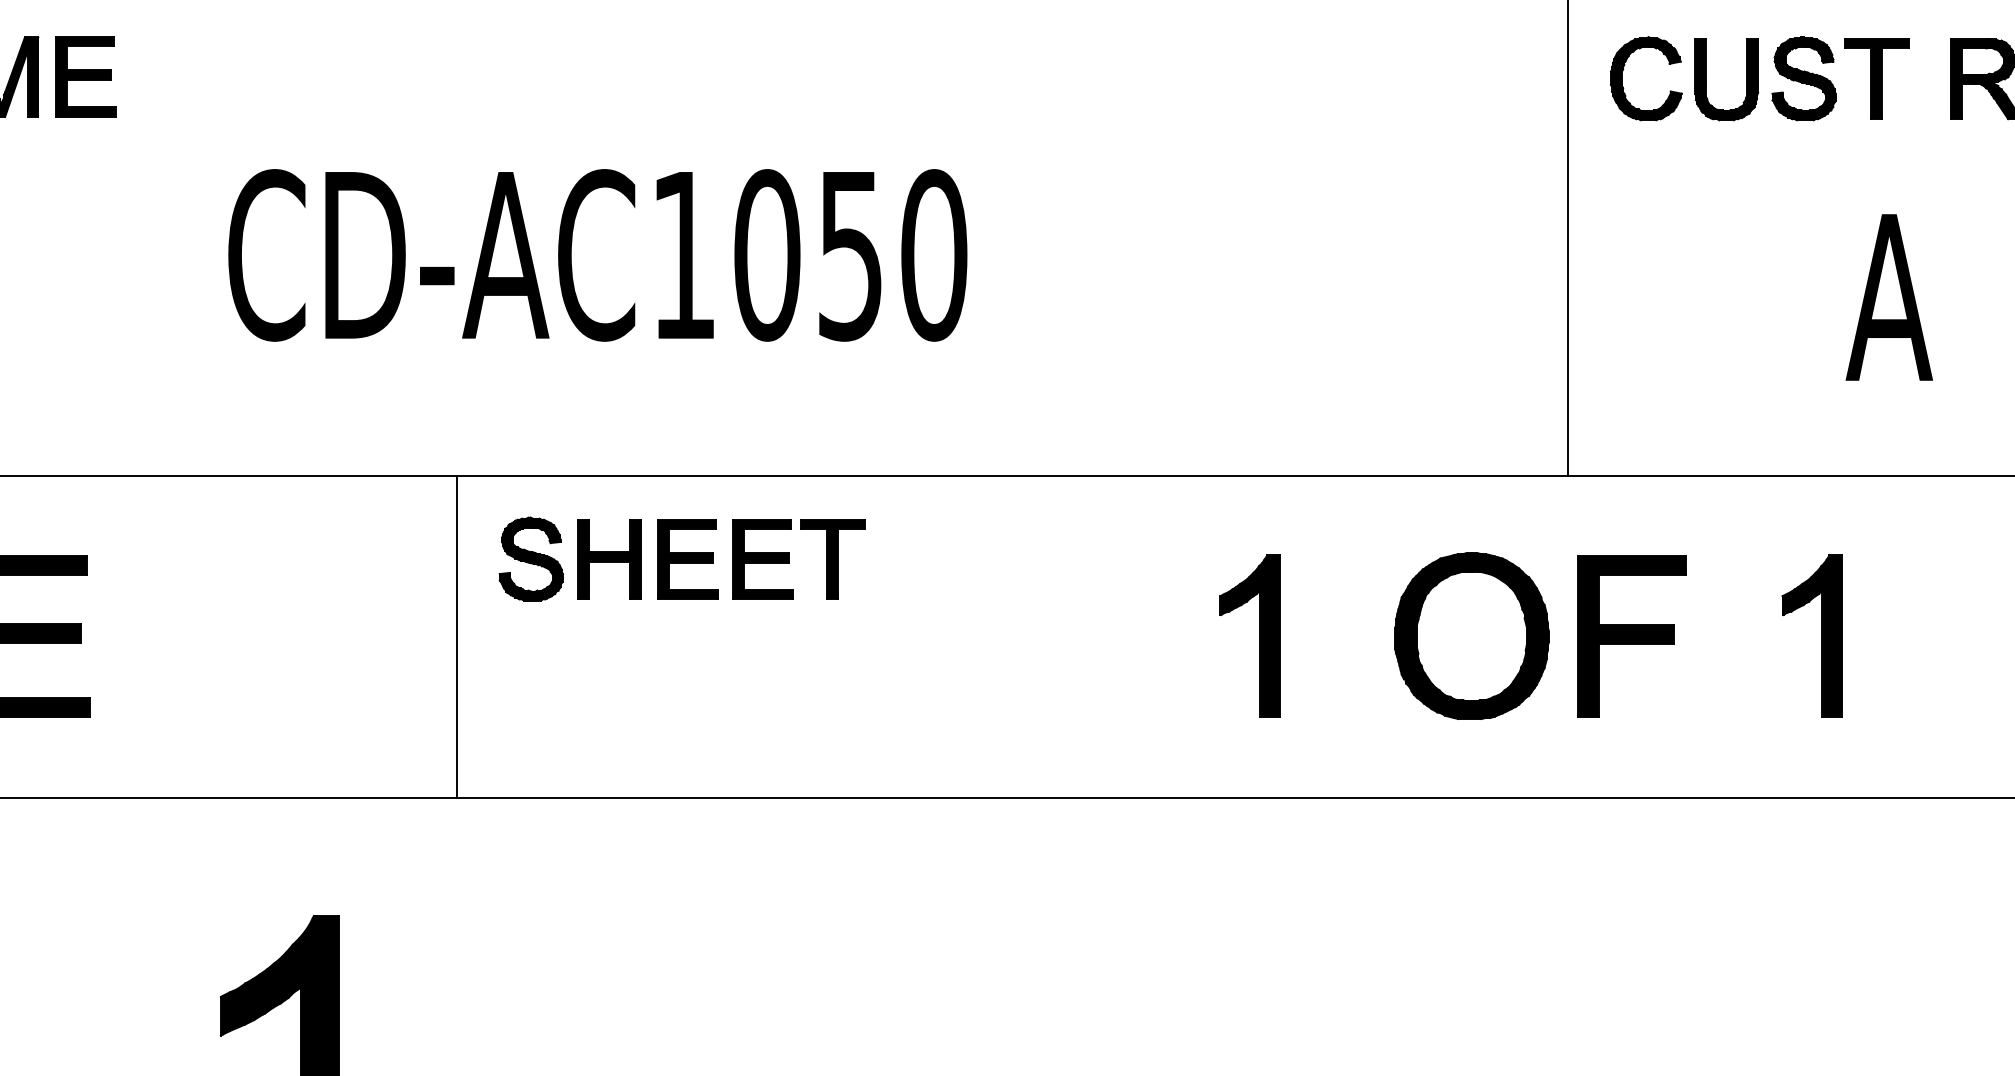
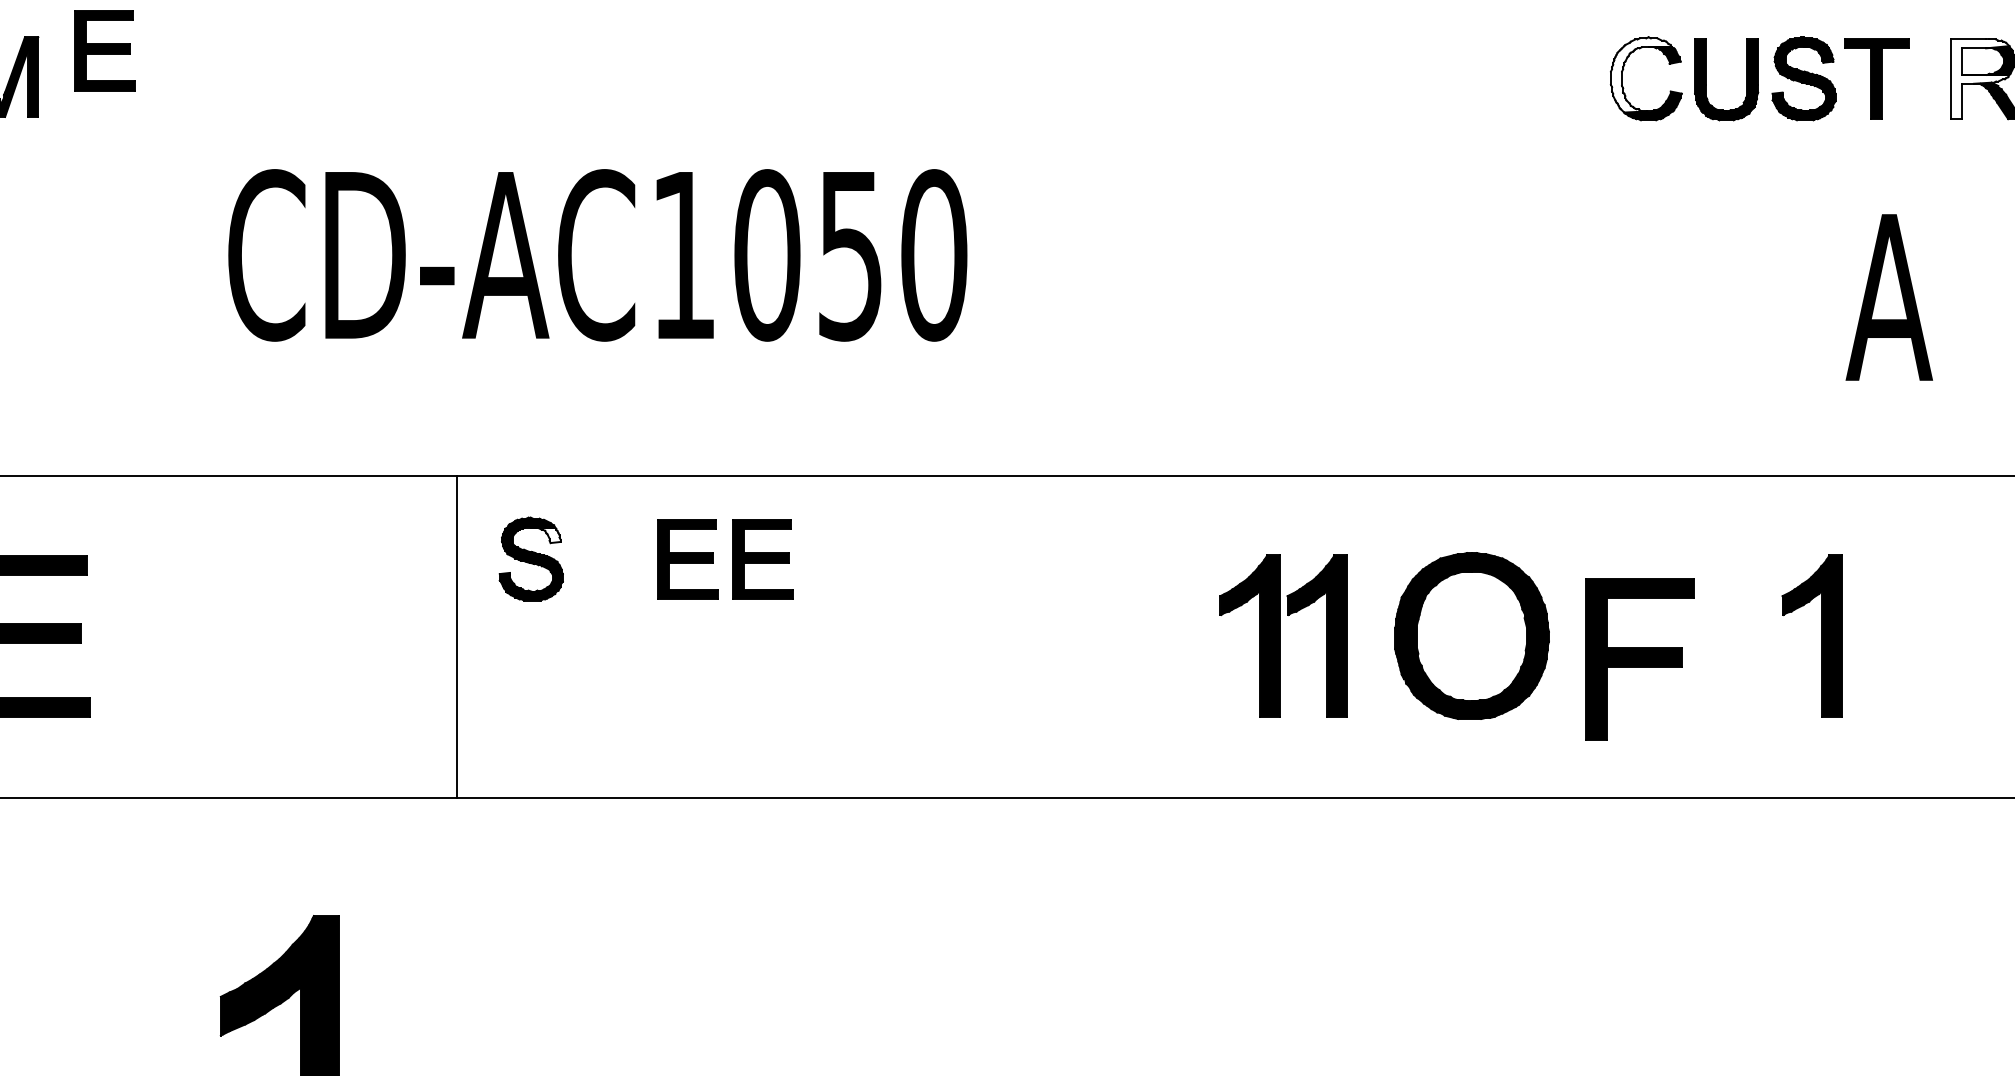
fill: present -> none (1640, 74)
part position: (85, 76) -> (104, 50) (104, 50)
fill: present -> none (1979, 79)
line: present -> none (1567, 238)
fill: present -> none (548, 535)
part: present -> none (609, 559)
part: present -> none (832, 559)
part: none -> present (1326, 635)
part position: (1631, 636) -> (1639, 659) (1639, 659)
